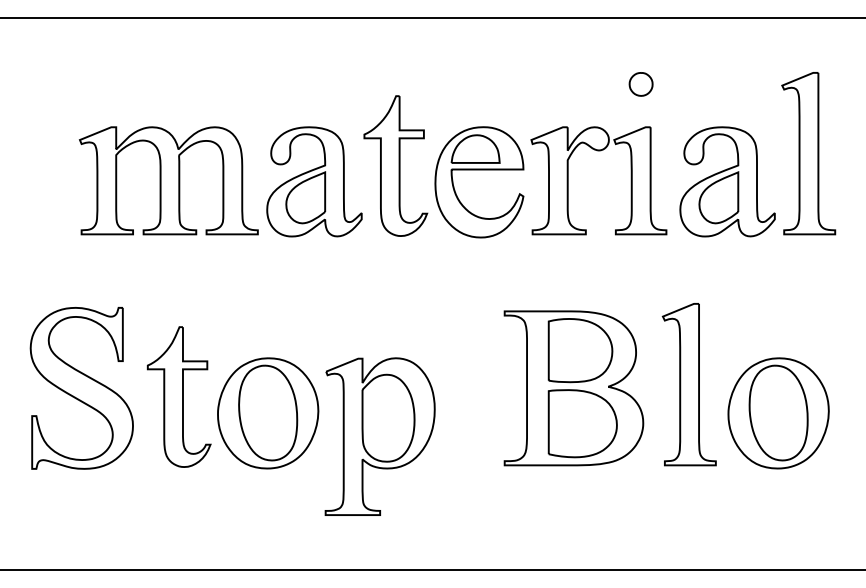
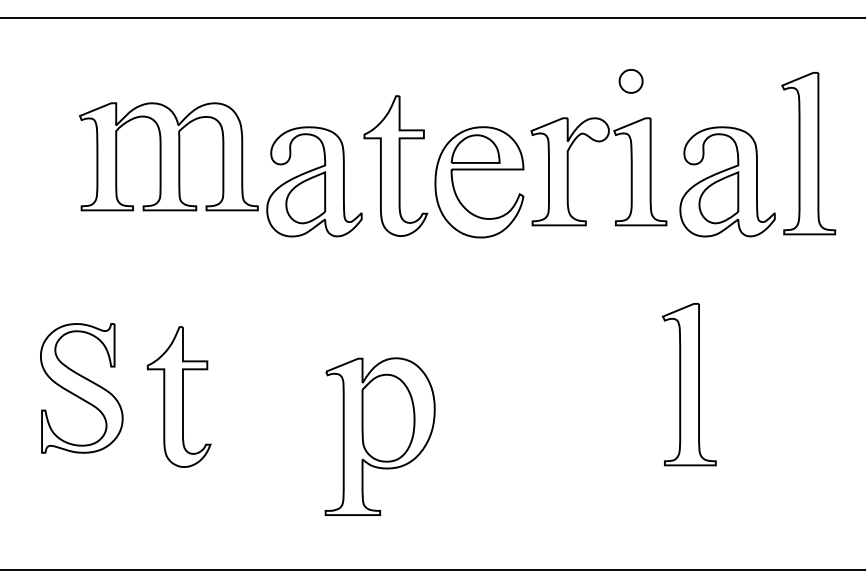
part position: (640, 84) -> (630, 81) (630, 81)
part position: (598, 151) -> (598, 142) (598, 142)
part position: (168, 180) -> (168, 156) (168, 156)
part size: 105x163 px -> 84x131 px (81, 388)
part: present -> none (573, 388)
part: present -> none (268, 413)
part: present -> none (778, 413)
